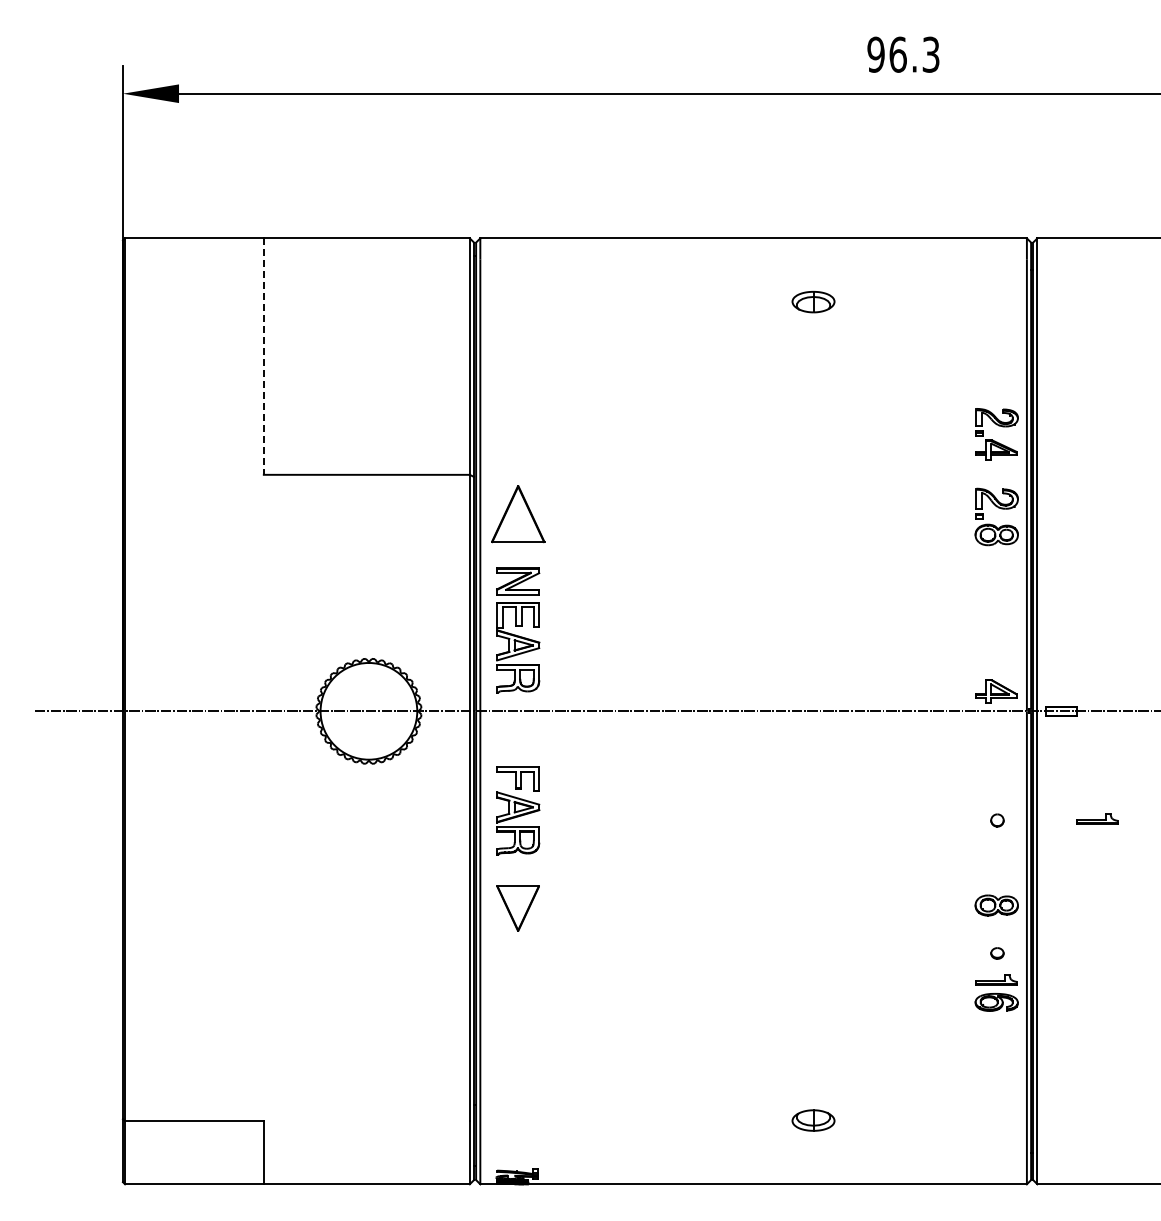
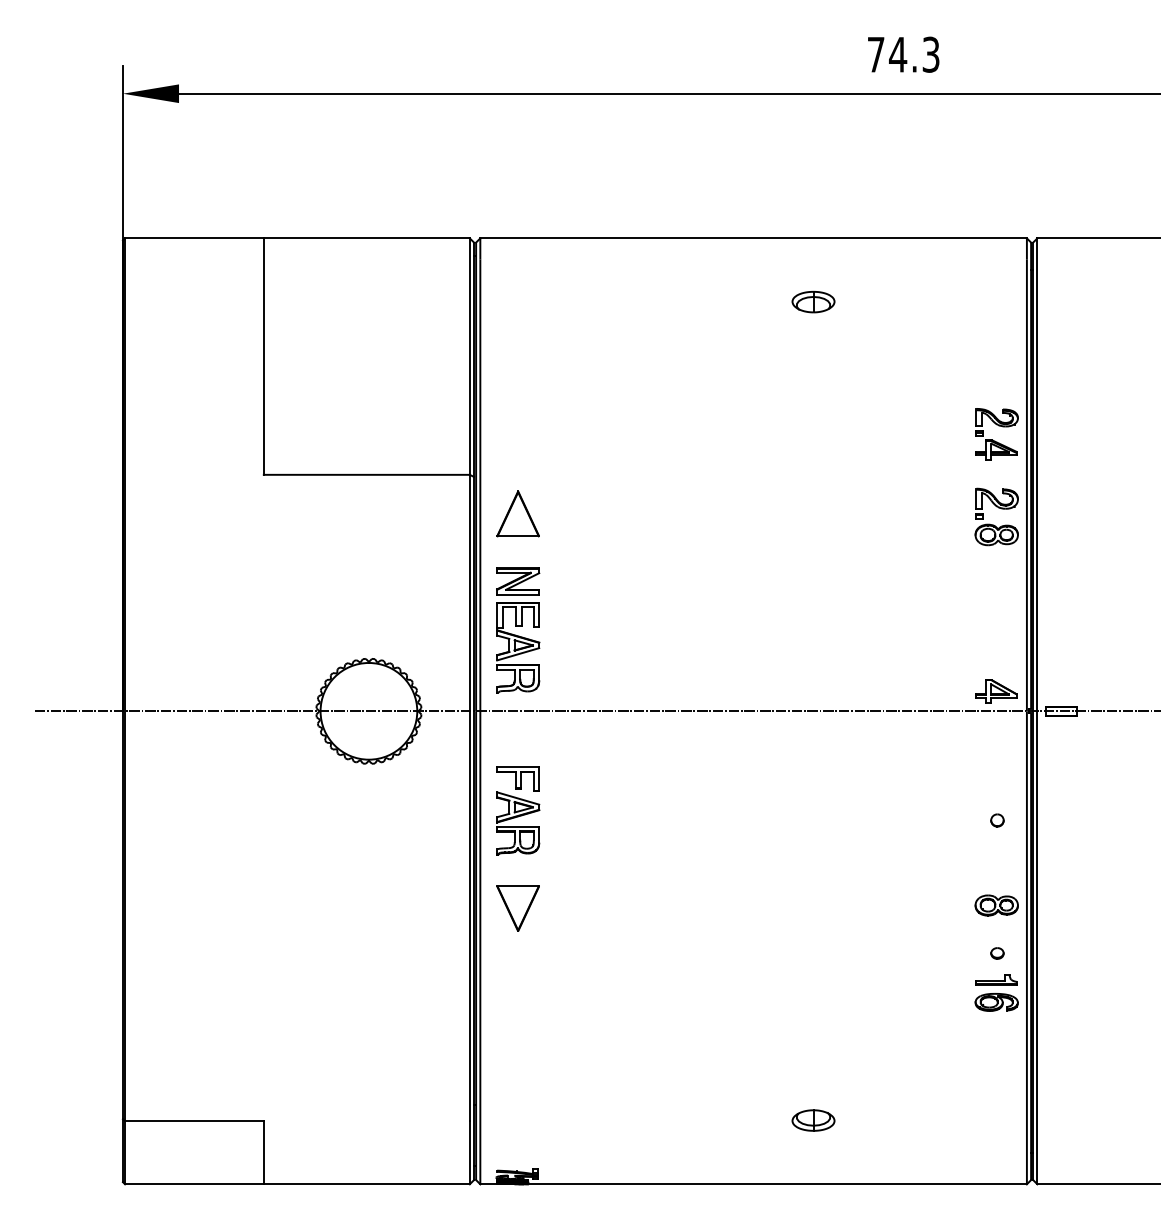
text: 96.3 -> 74.3 (887, 54)
line: dashed -> solid (263, 357)
part size: 55x59 px -> 44x48 px (517, 513)
part: present -> none (1097, 818)
